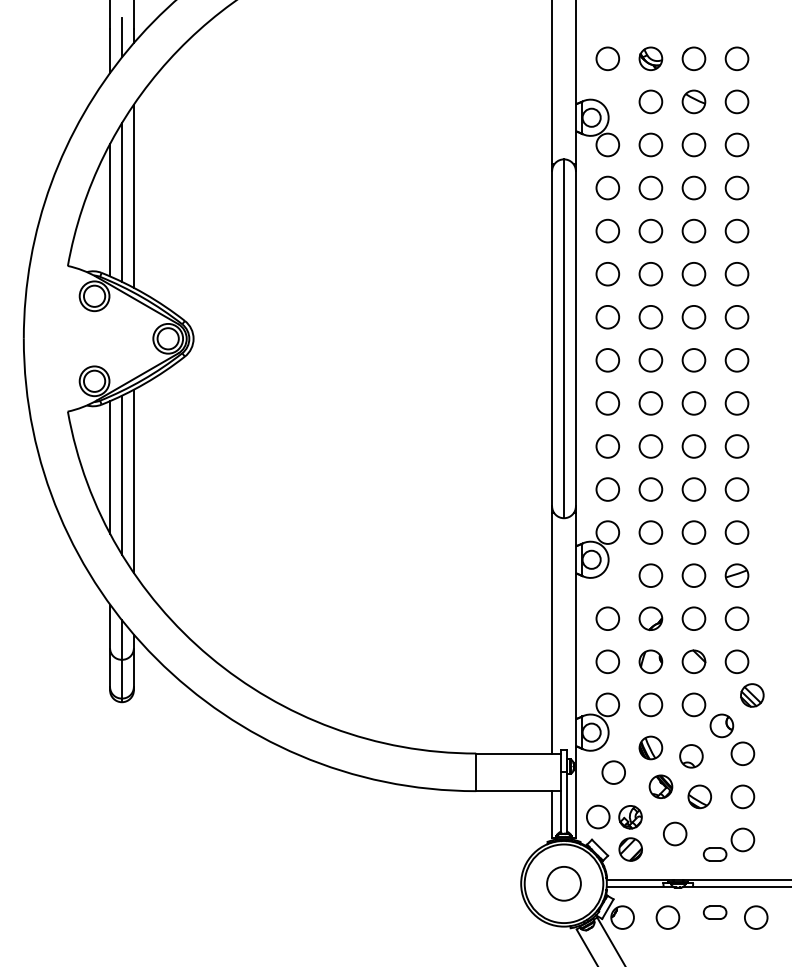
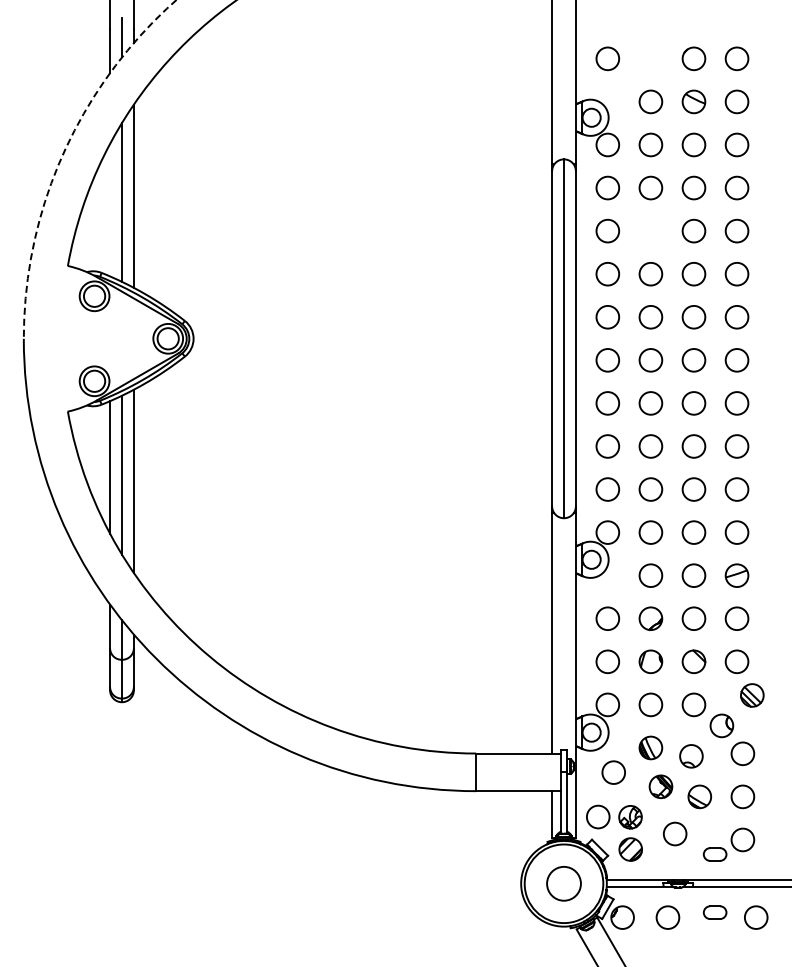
part: present -> none (650, 58)
arc: solid -> dashed (64, 151)
line: present -> none (110, 209)
circle: present -> none (650, 230)
